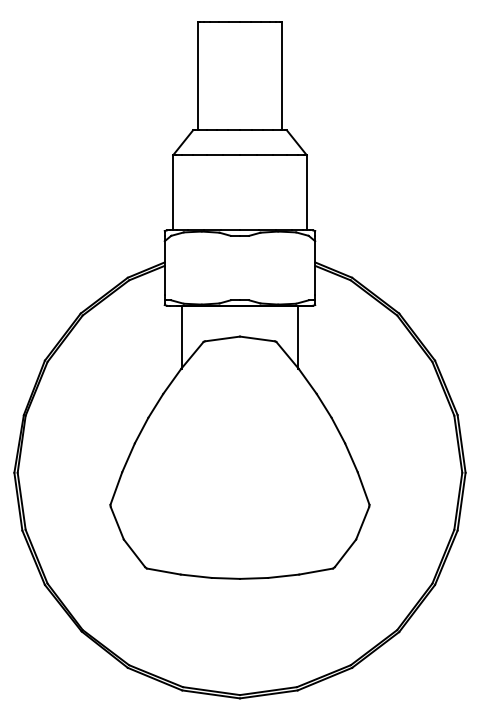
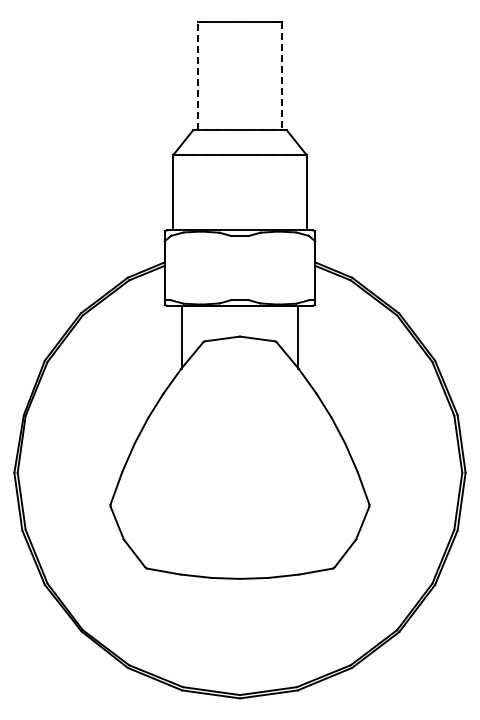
line: solid -> dashed (198, 75)
line: solid -> dashed (281, 76)
